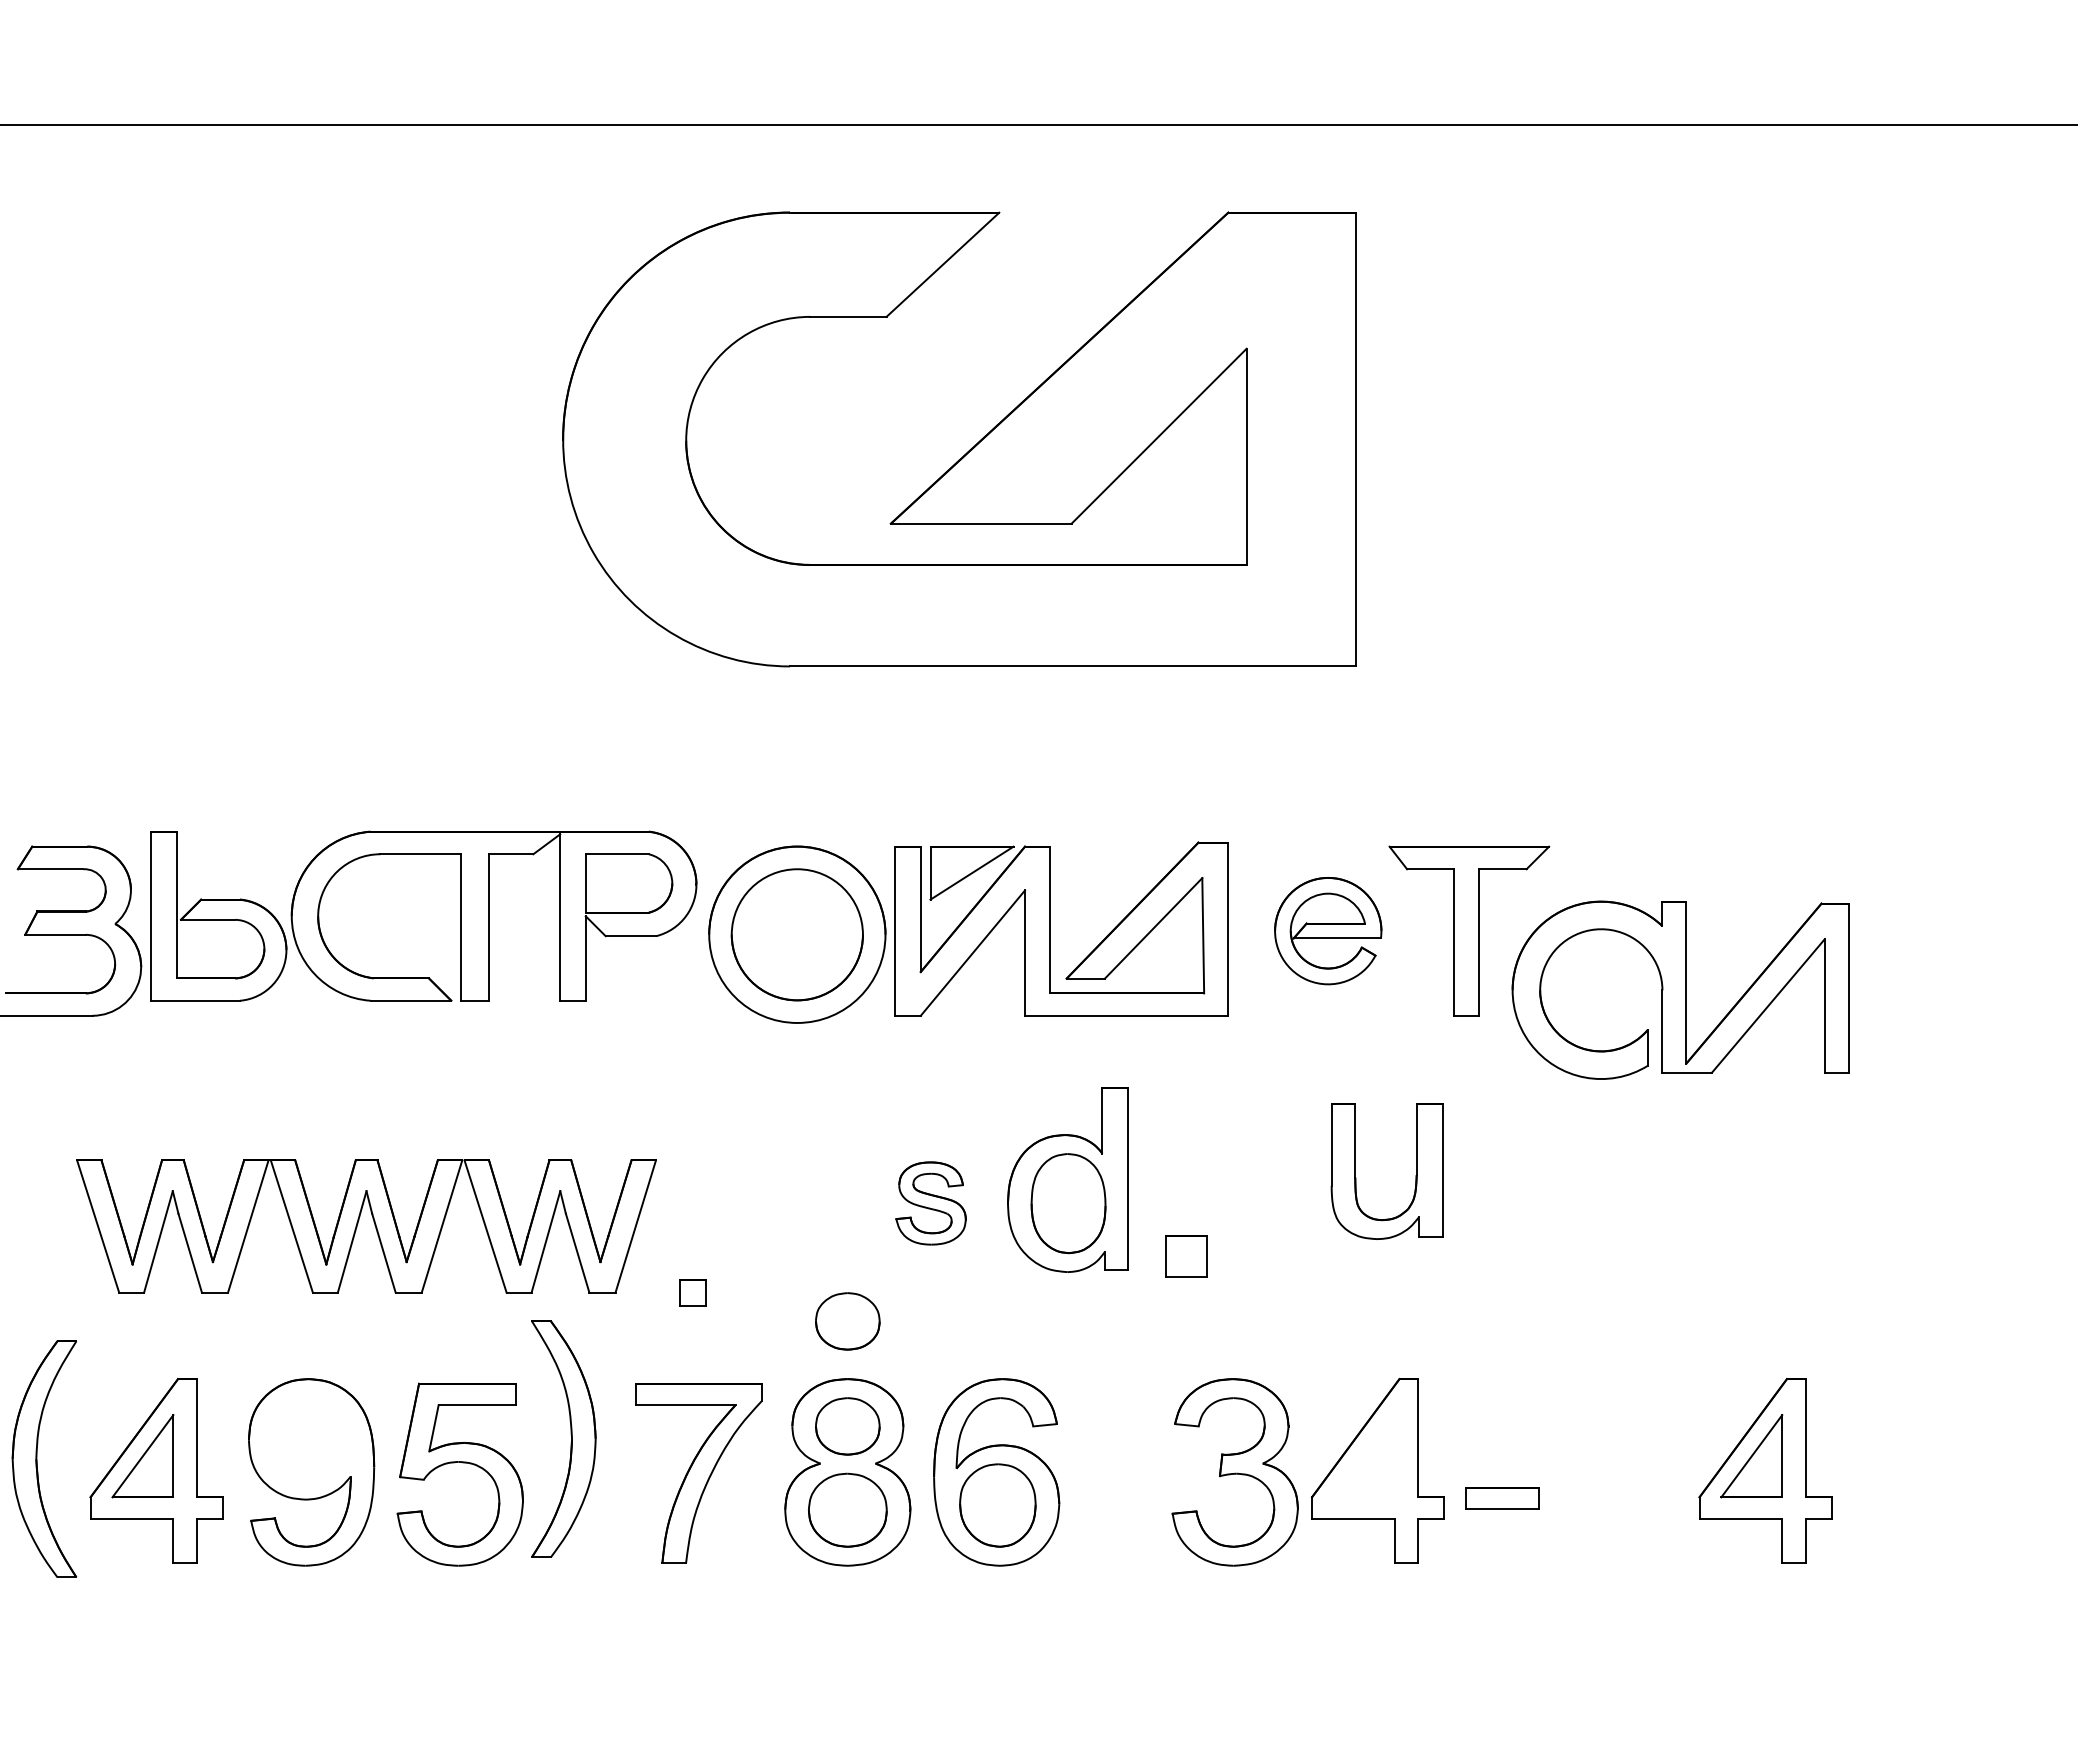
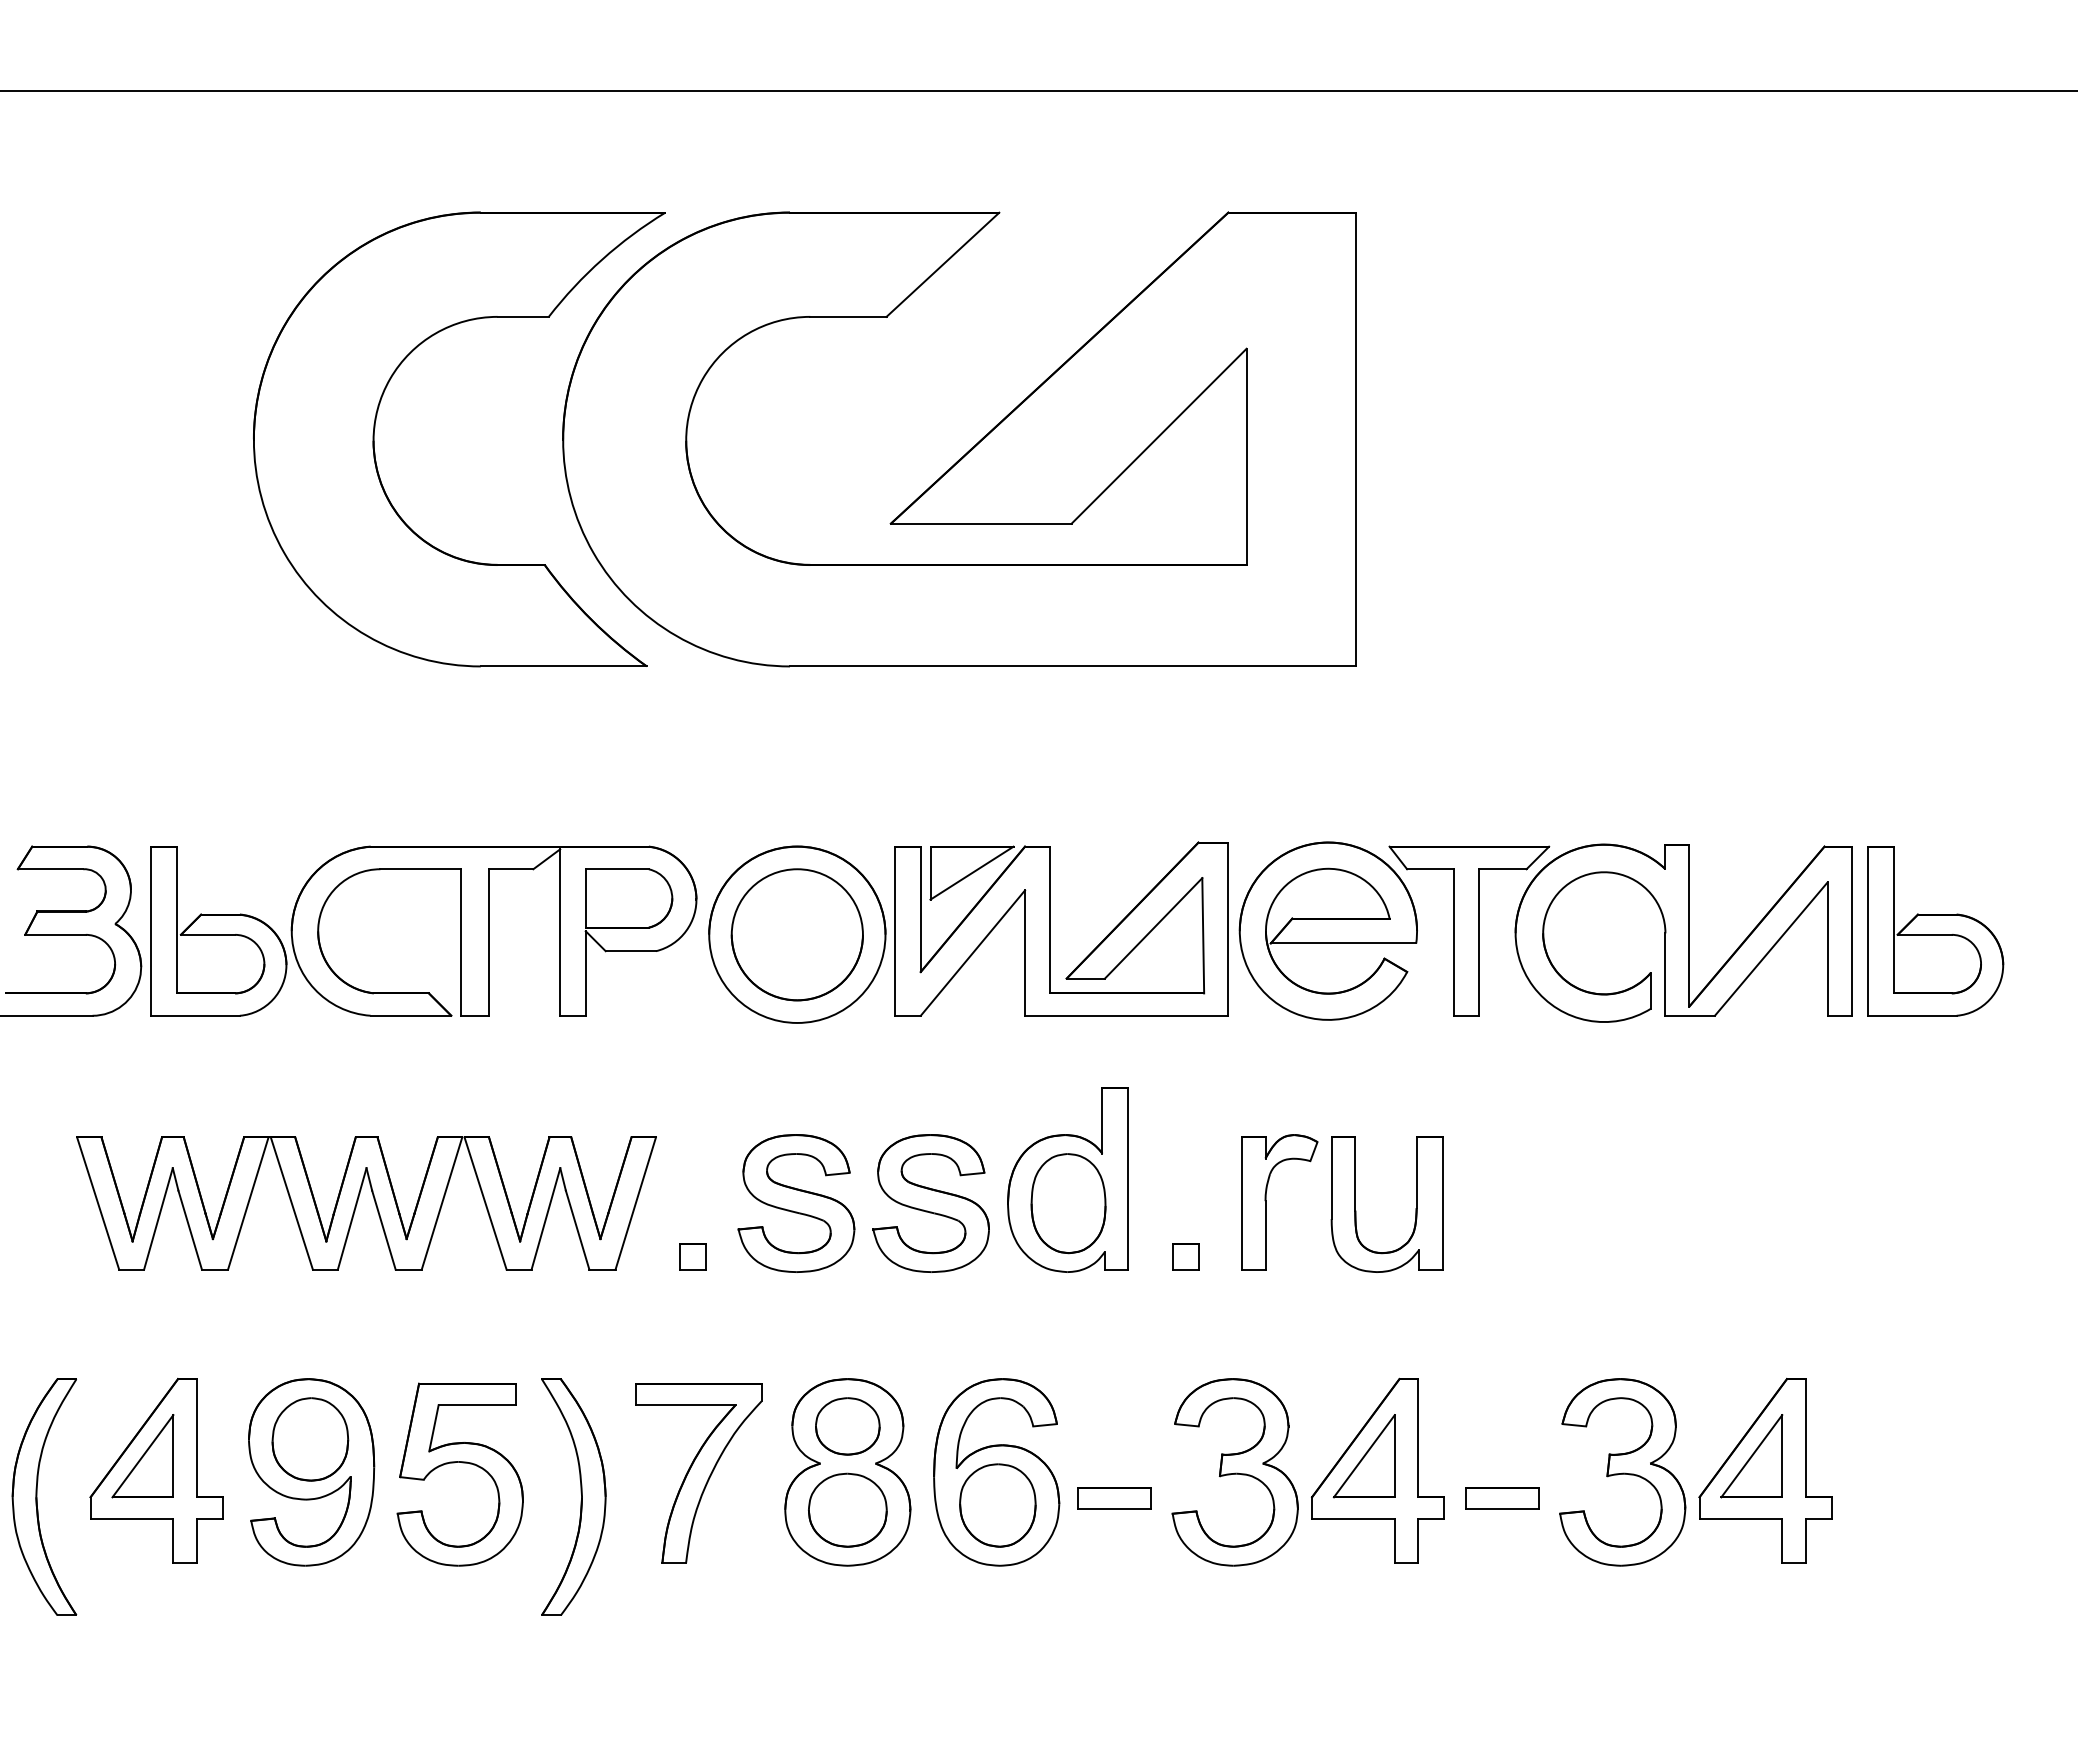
line position: (1038, 124) -> (1038, 90) (1038, 90)
part: none -> present (375, 428)
part position: (460, 915) -> (460, 930) (460, 930)
part size: 109x109 px -> 180x180 px (1327, 930)
part: none -> present (1935, 931)
part position: (1680, 989) -> (1683, 932) (1683, 932)
part position: (1415, 1175) -> (1415, 1208) (1415, 1208)
part: none -> present (1266, 1202)
part: none -> present (796, 1203)
part size: 72x85 px -> 118x139 px (930, 1203)
part position: (373, 1222) -> (373, 1199) (373, 1199)
part size: 43x43 px -> 28x28 px (1185, 1256)
part position: (692, 1292) -> (692, 1256) (692, 1256)
part: present -> none (847, 1321)
part position: (571, 1438) -> (581, 1496) (581, 1496)
part: none -> present (310, 1439)
part: none -> present (1363, 1456)
part position: (37, 1458) -> (37, 1496) (37, 1496)
part: none -> present (1622, 1472)
part: none -> present (1114, 1498)
